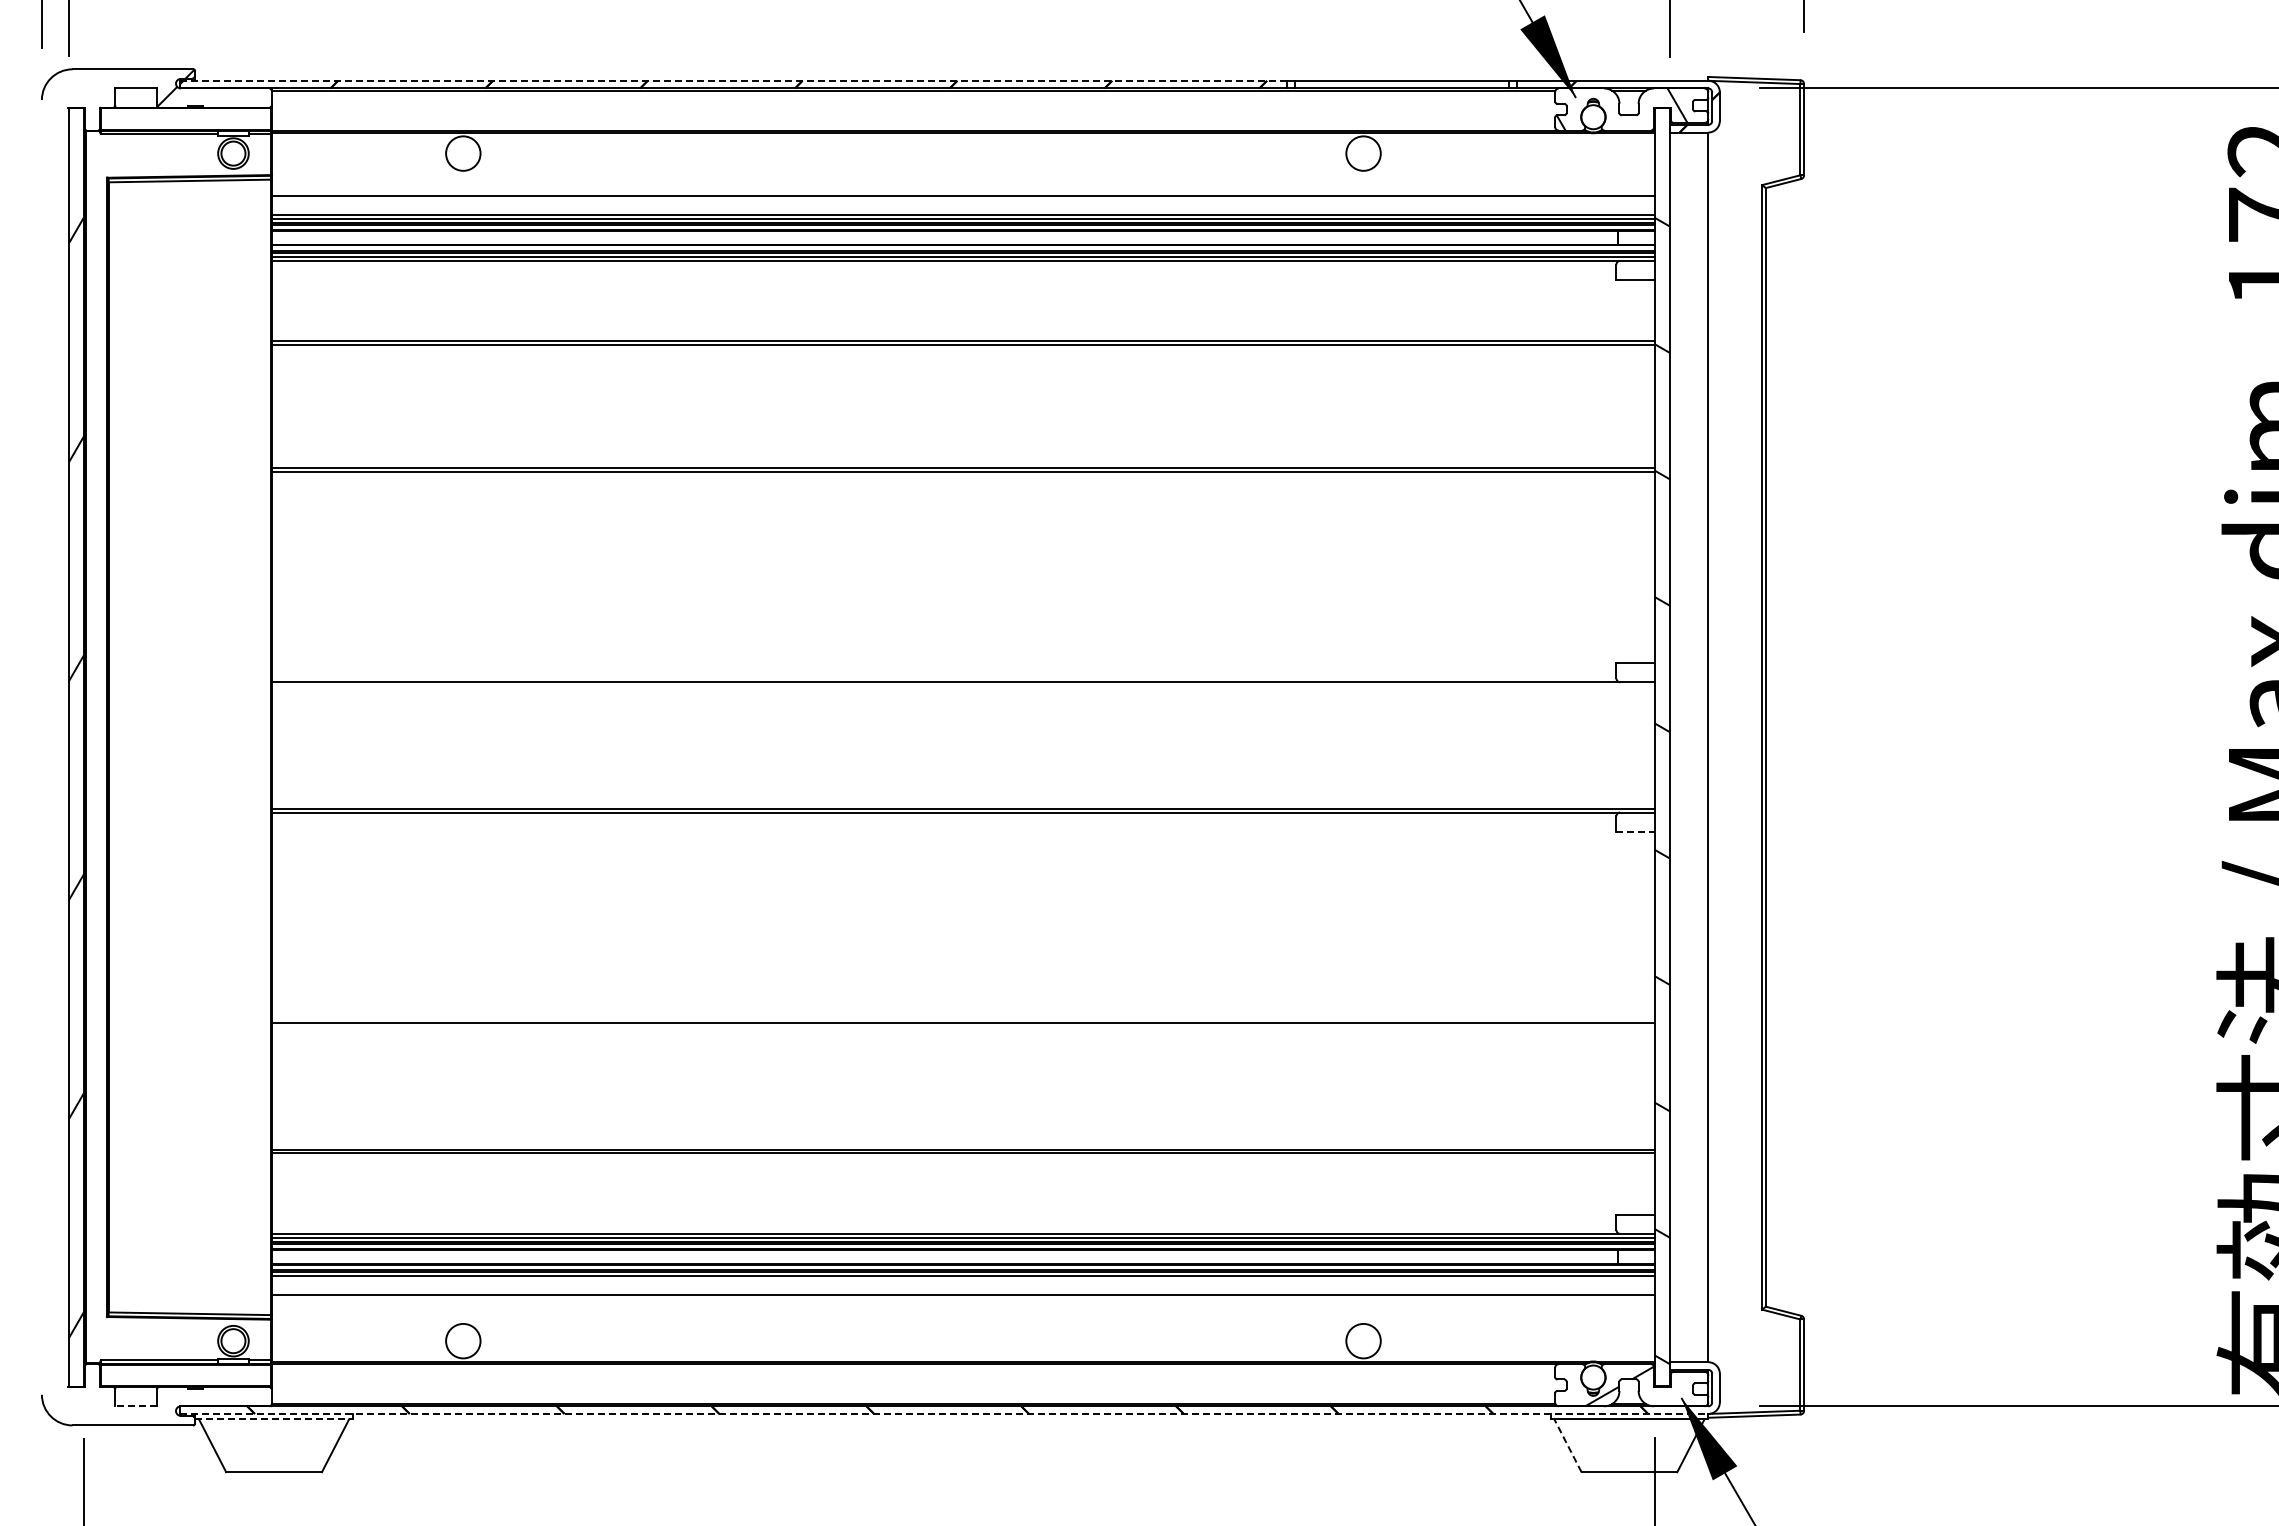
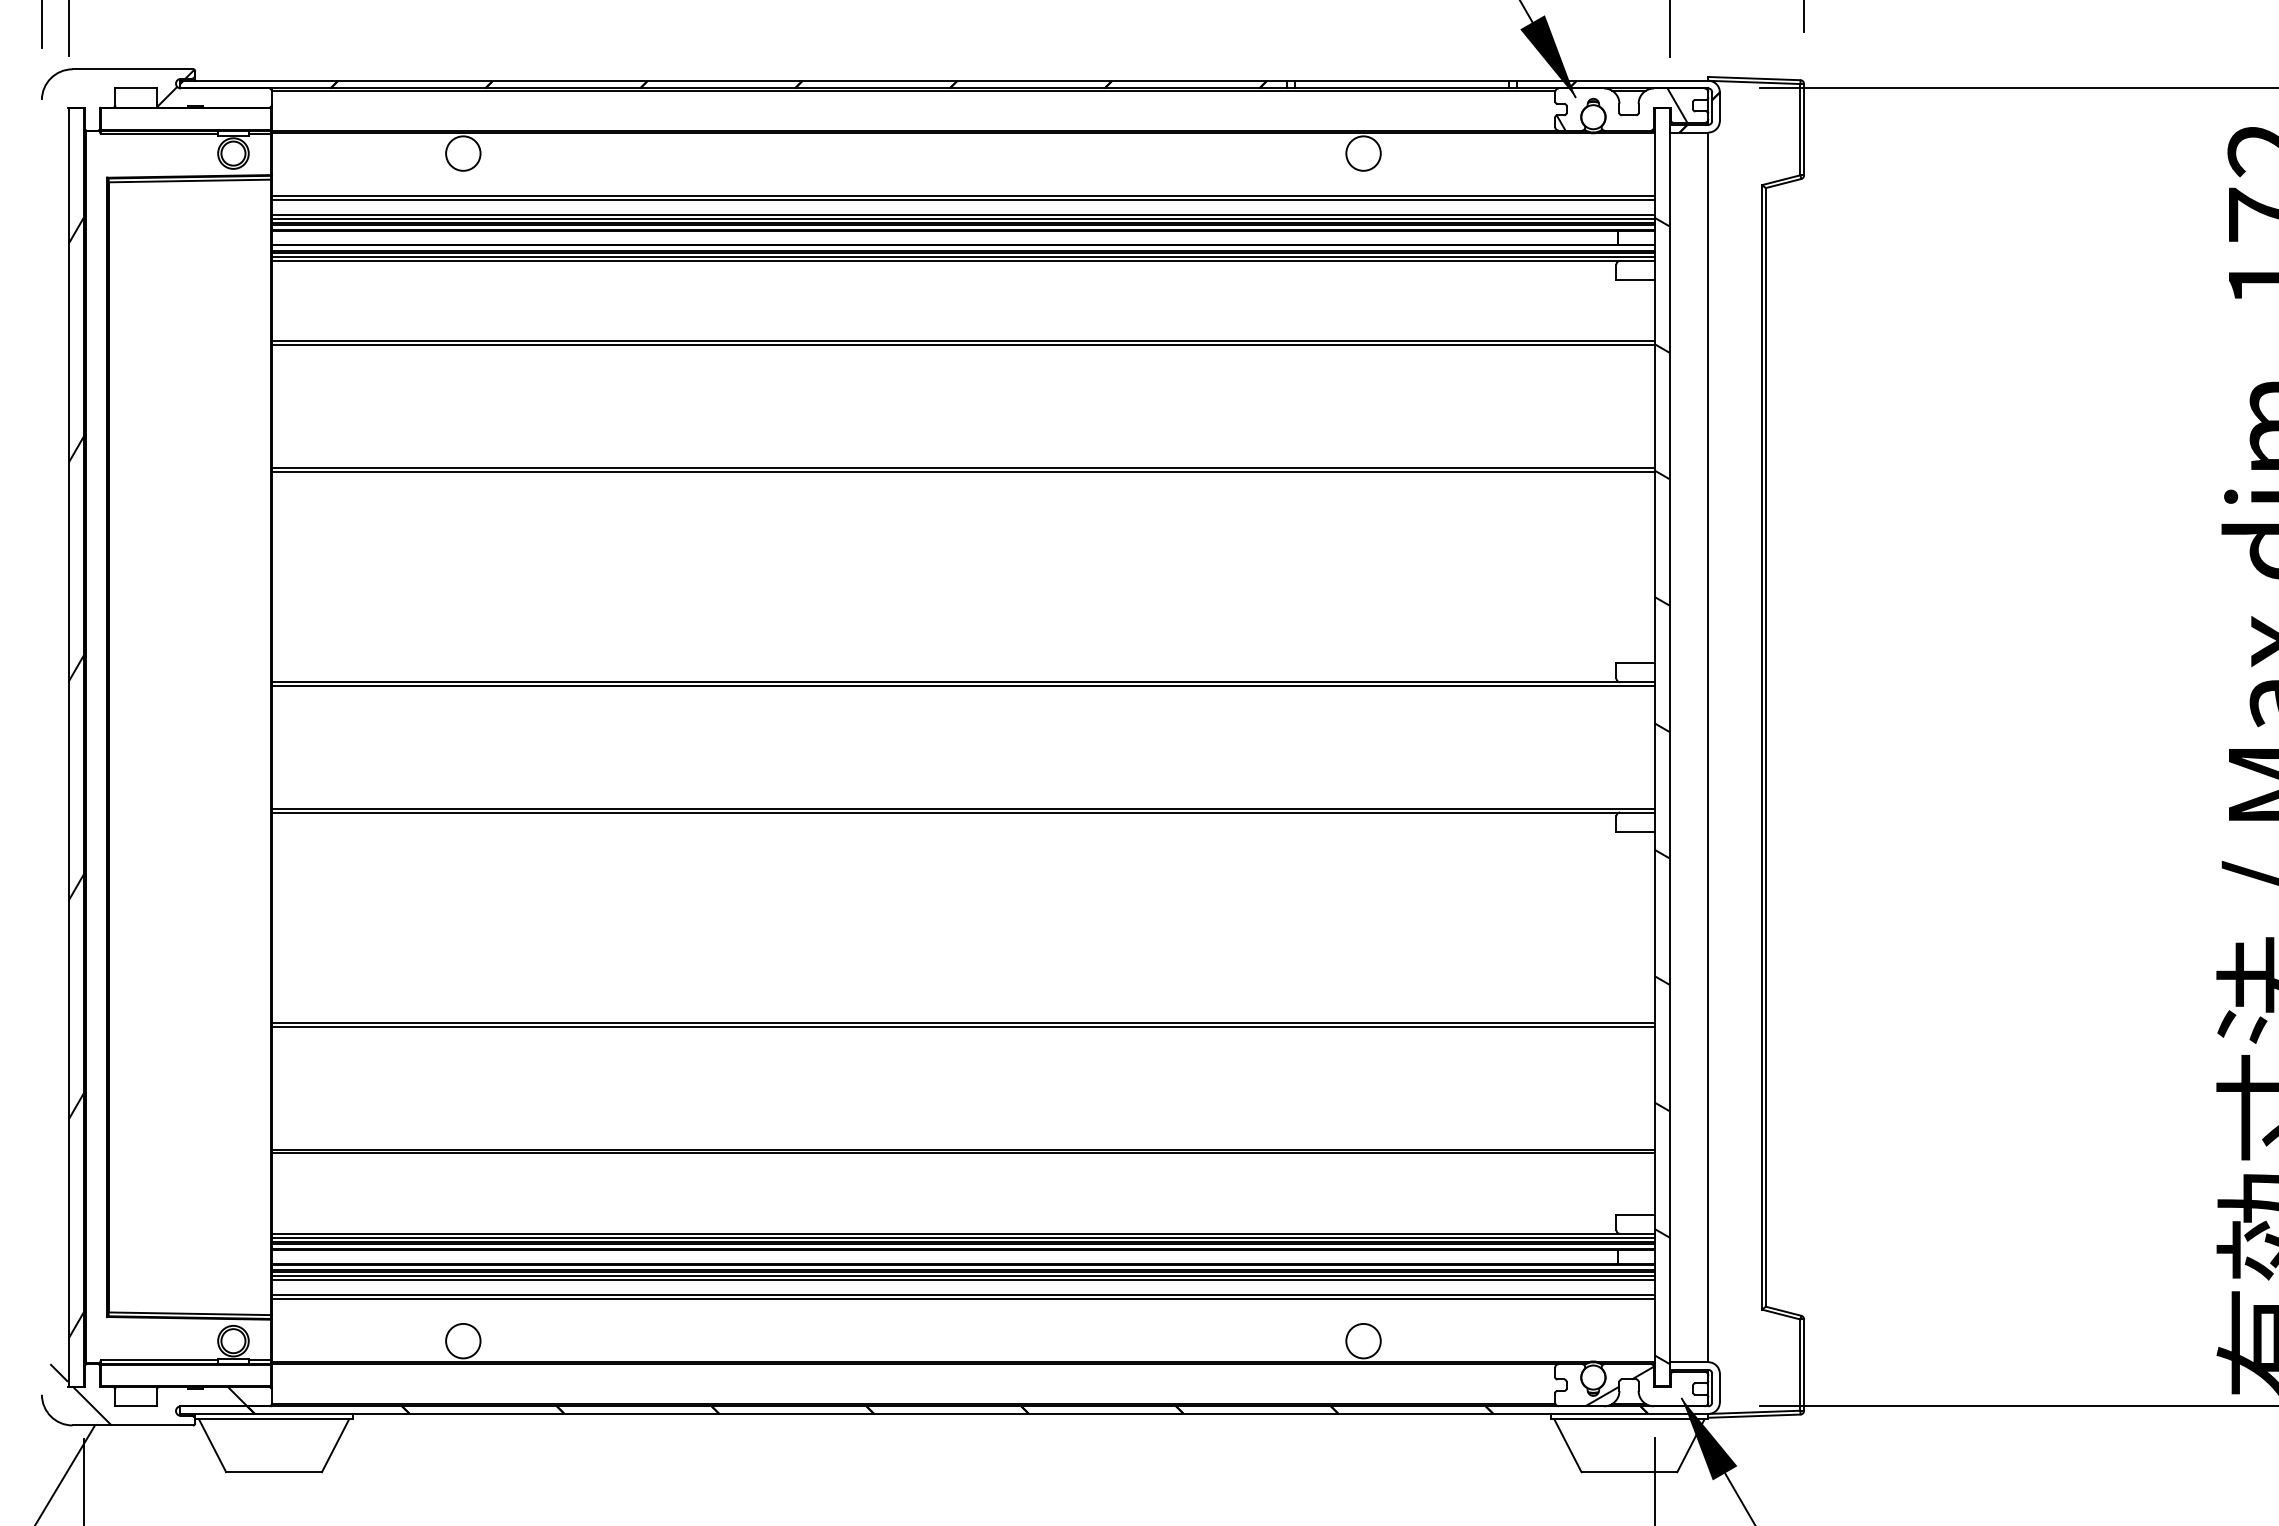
line: dashed -> solid (733, 80)
line: none -> present (962, 199)
line: none -> present (962, 686)
line: dashed -> solid (1636, 831)
line: none -> present (962, 1027)
line: none -> present (962, 1279)
line: none -> present (962, 1299)
hatch: none -> present (148, 1394)
line: dashed -> solid (136, 1406)
line: dashed -> solid (944, 1413)
line: dashed -> solid (274, 1419)
line: dashed -> solid (1567, 1445)
line: none -> present (65, 1473)
